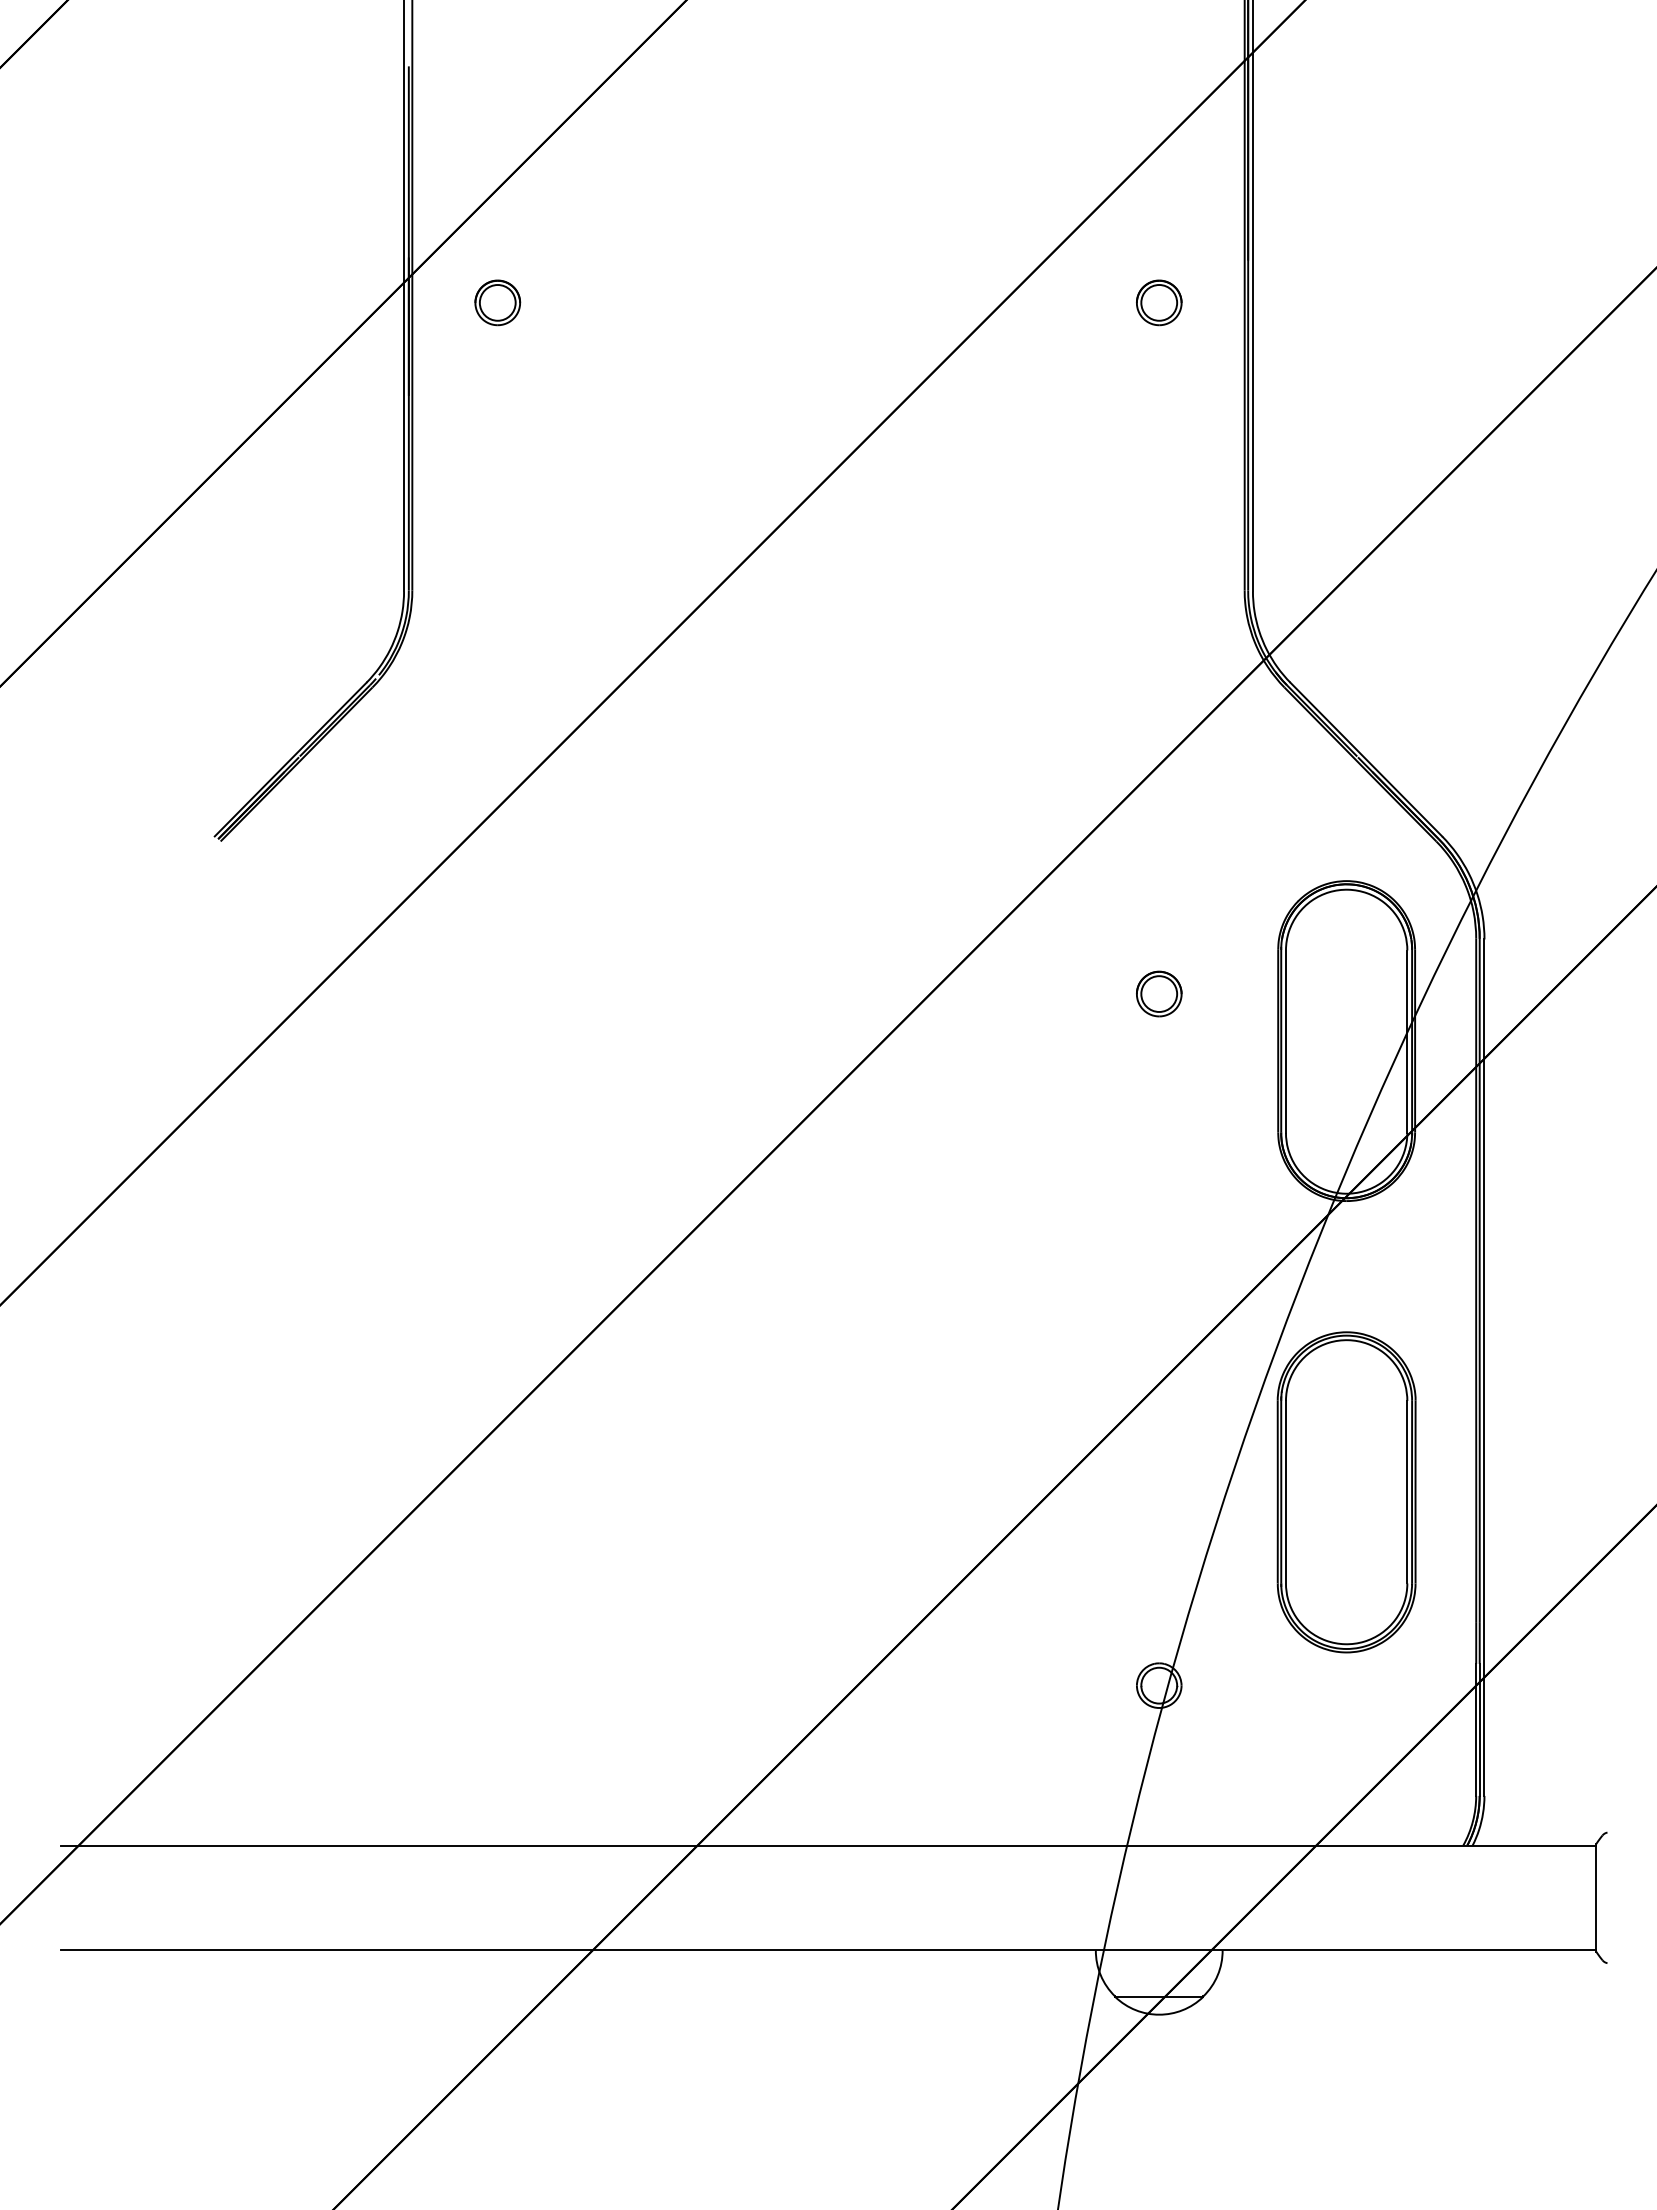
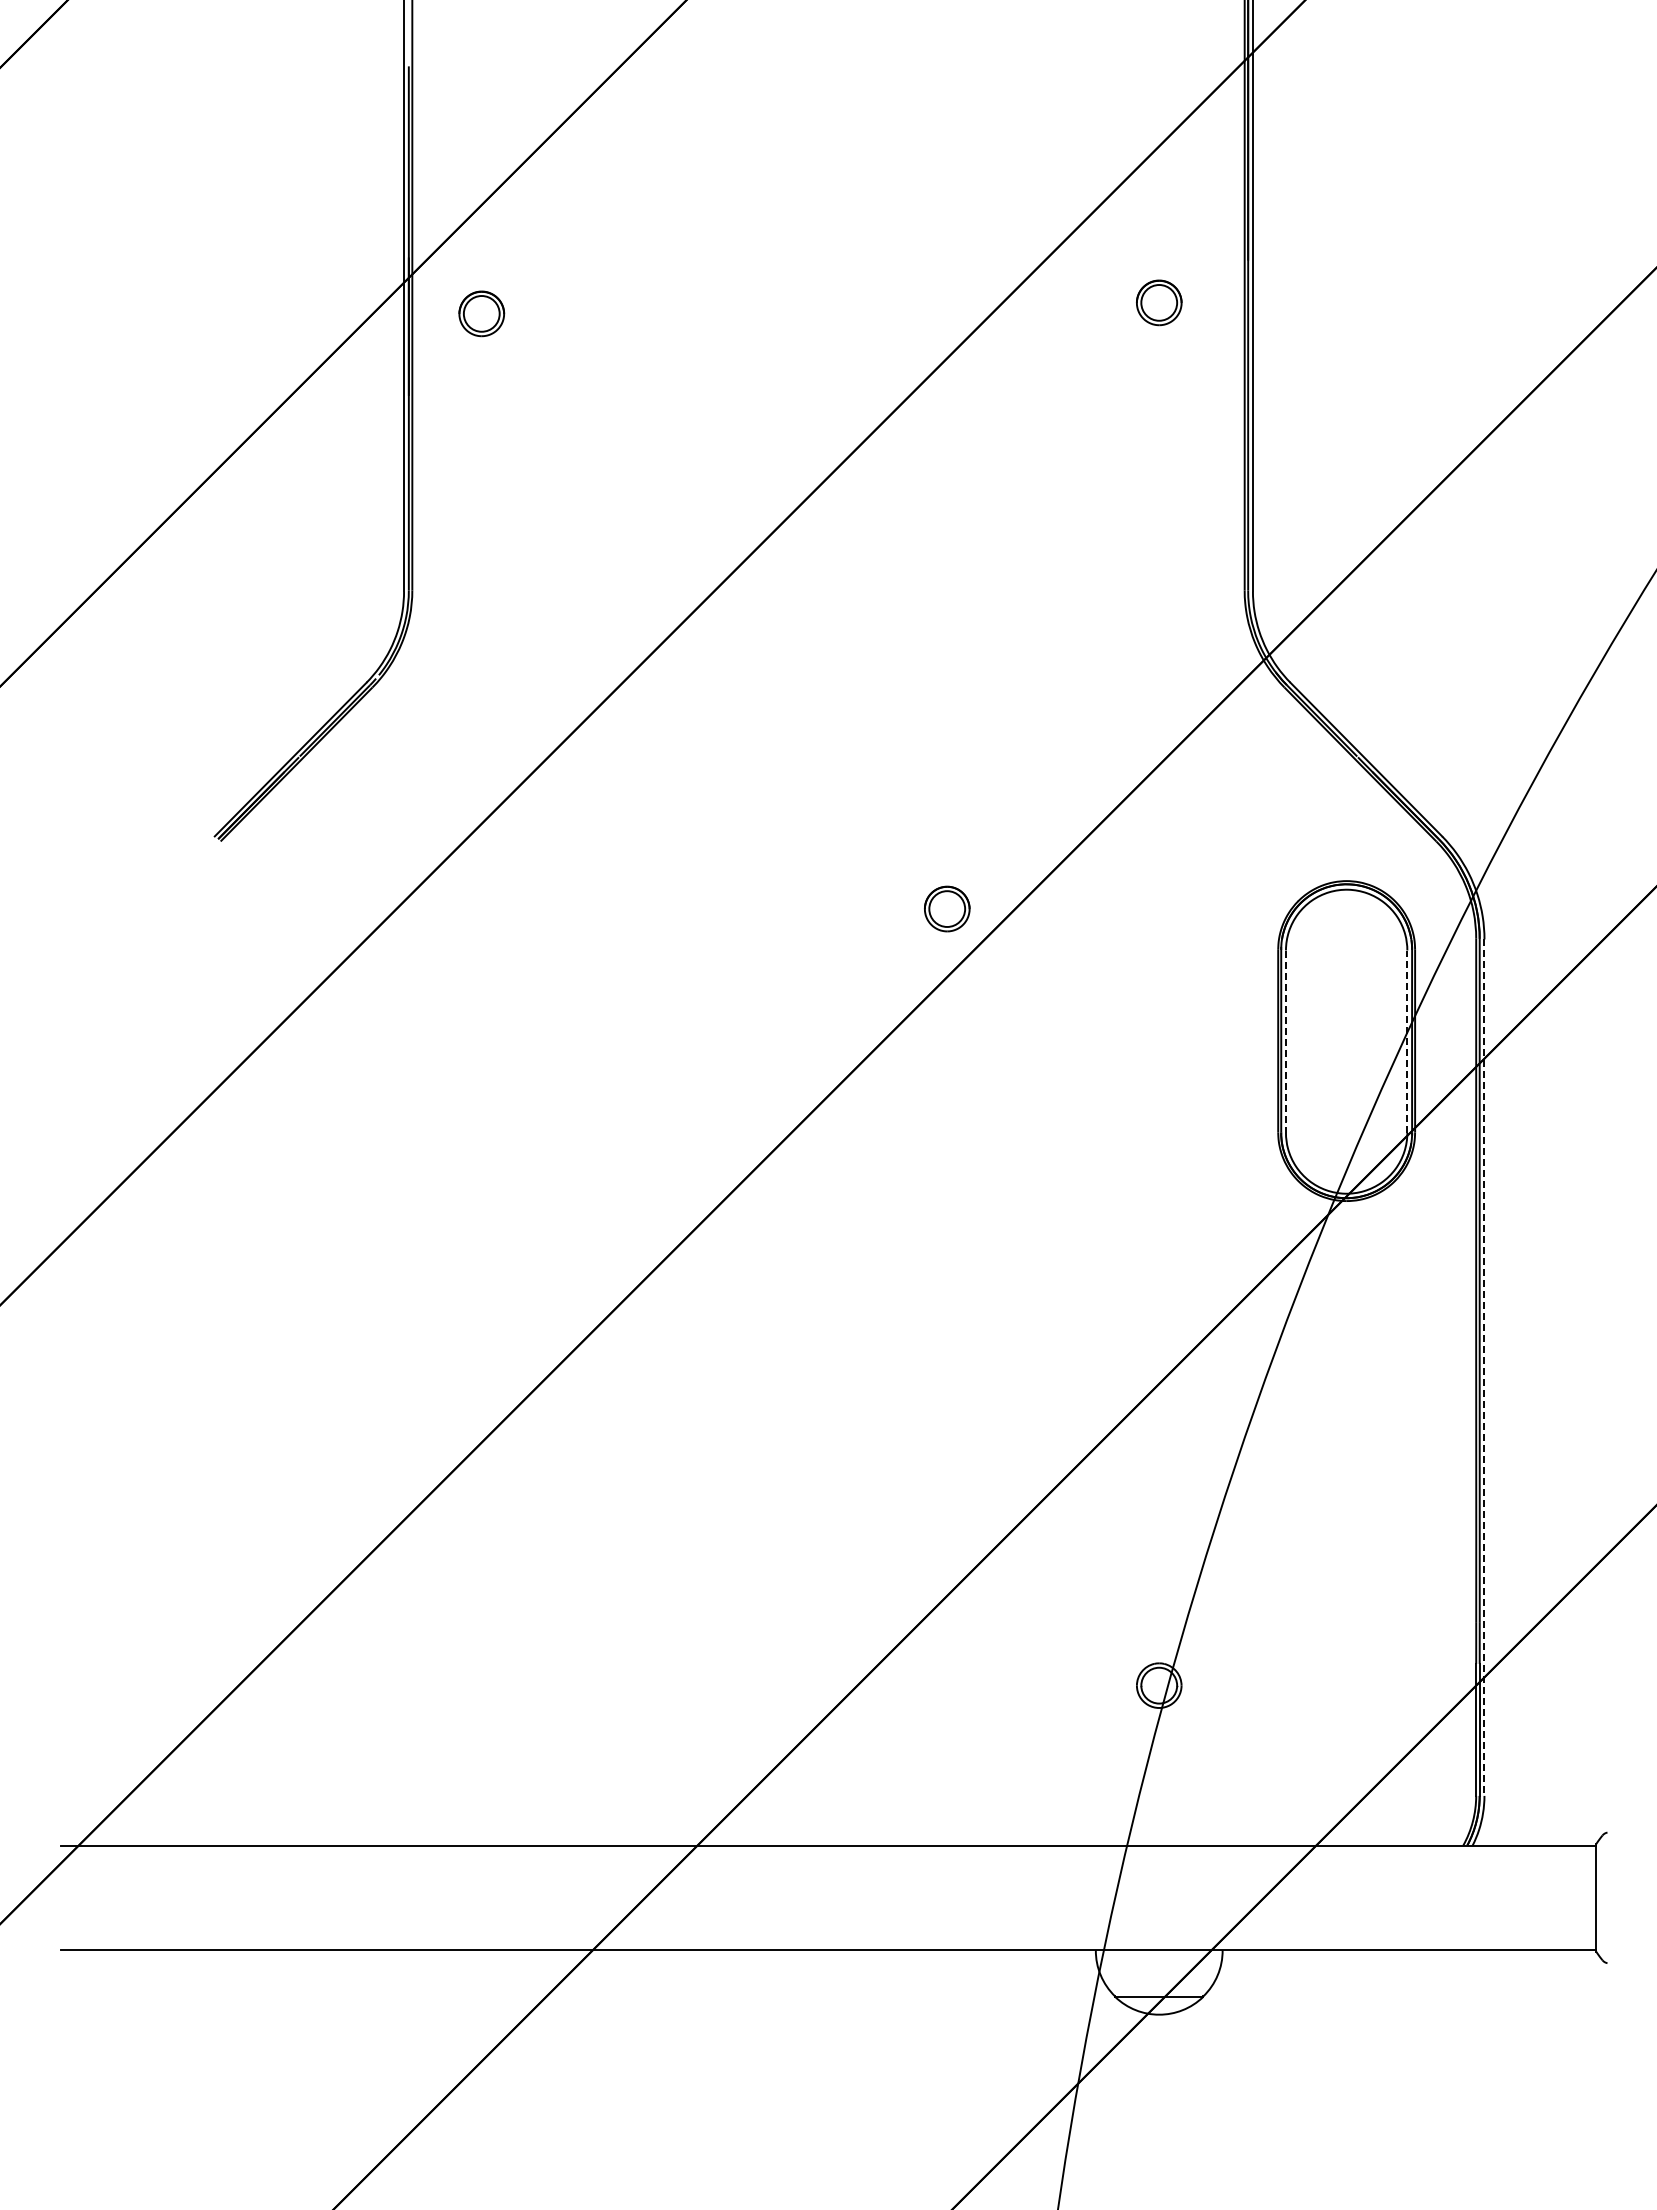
part position: (497, 302) -> (481, 313) (481, 313)
part position: (1159, 993) -> (947, 908) (947, 908)
line: solid -> dashed (1407, 1041)
line: solid -> dashed (1286, 1042)
line: solid -> dashed (1484, 1368)
part: present -> none (1346, 1492)
